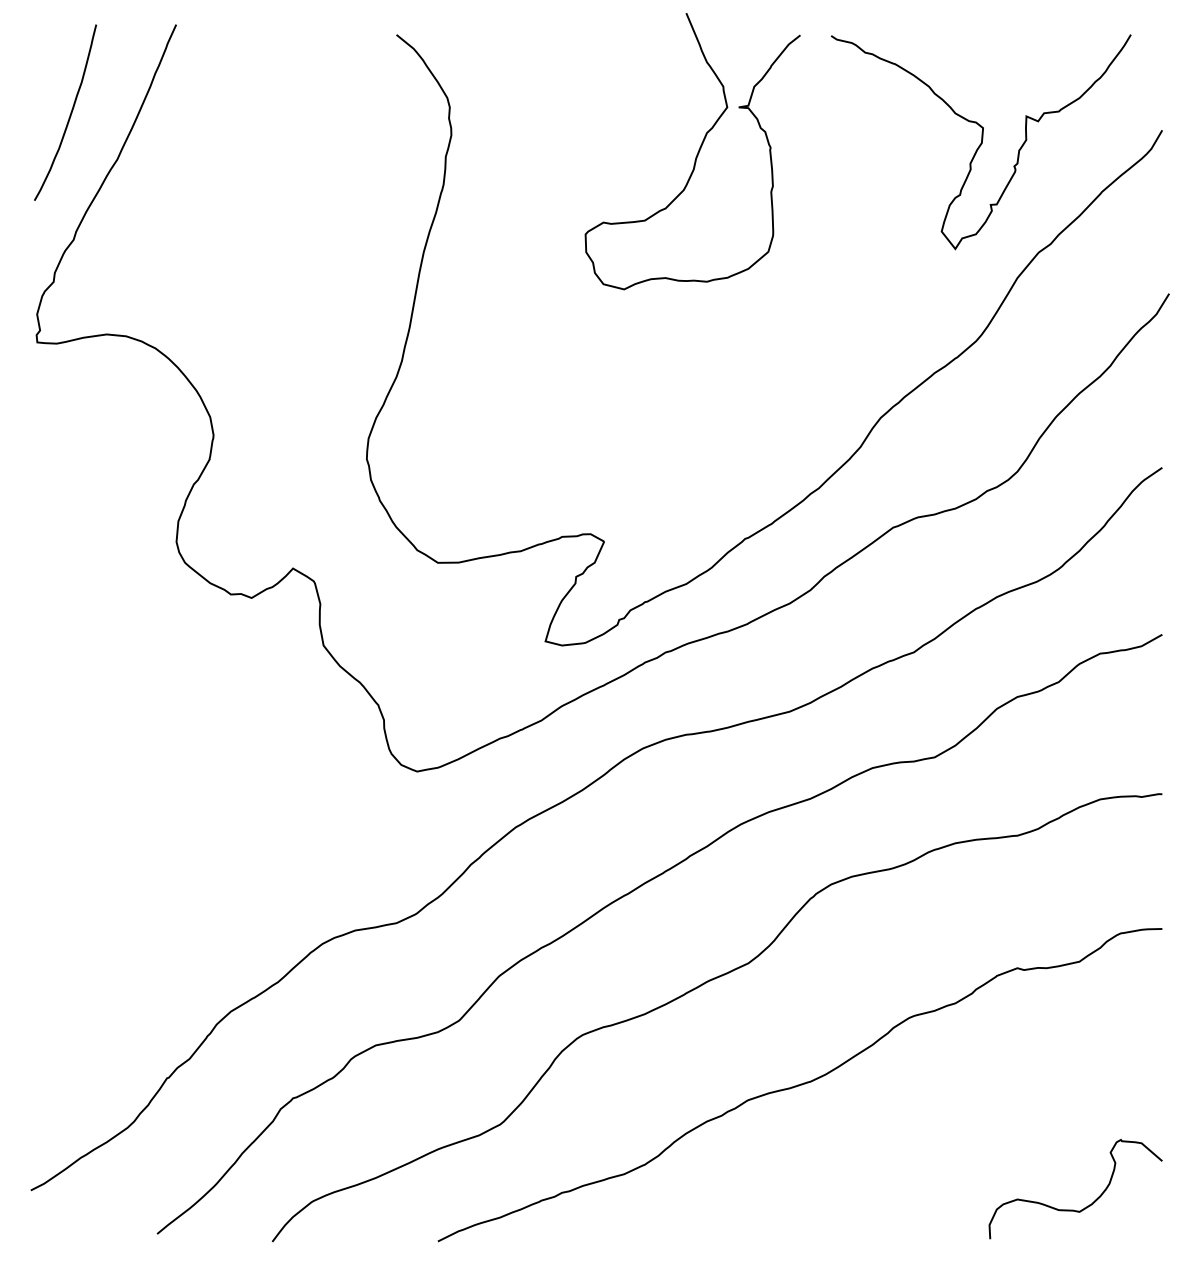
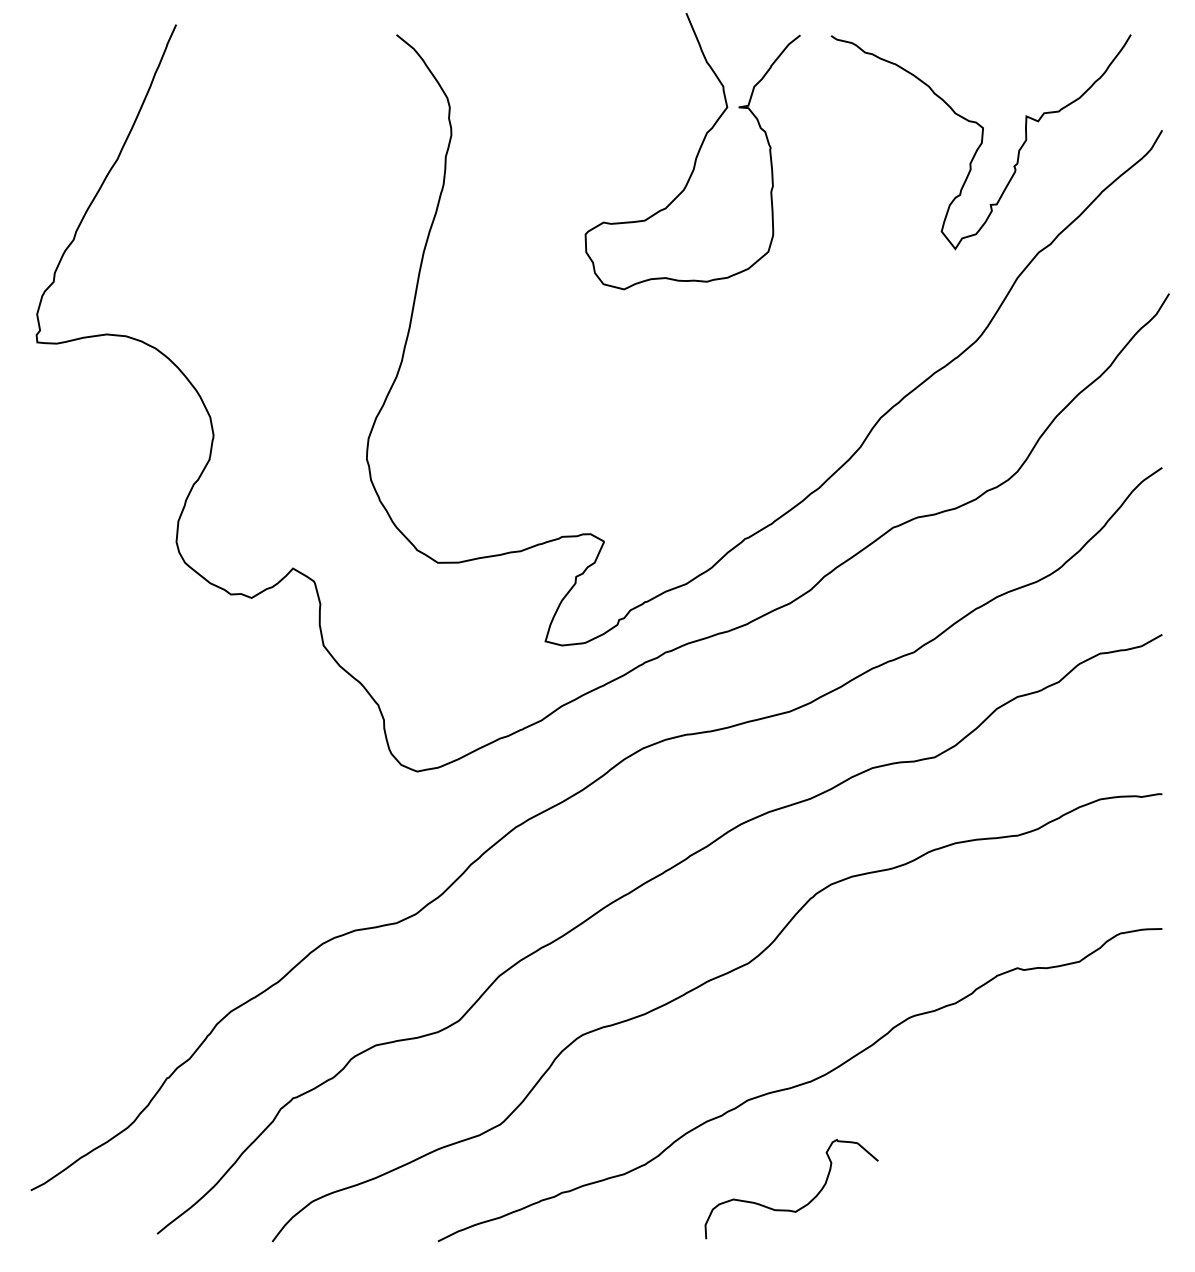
curve: present -> none (70, 112)
curve position: (1087, 1205) -> (803, 1205) (803, 1205)
